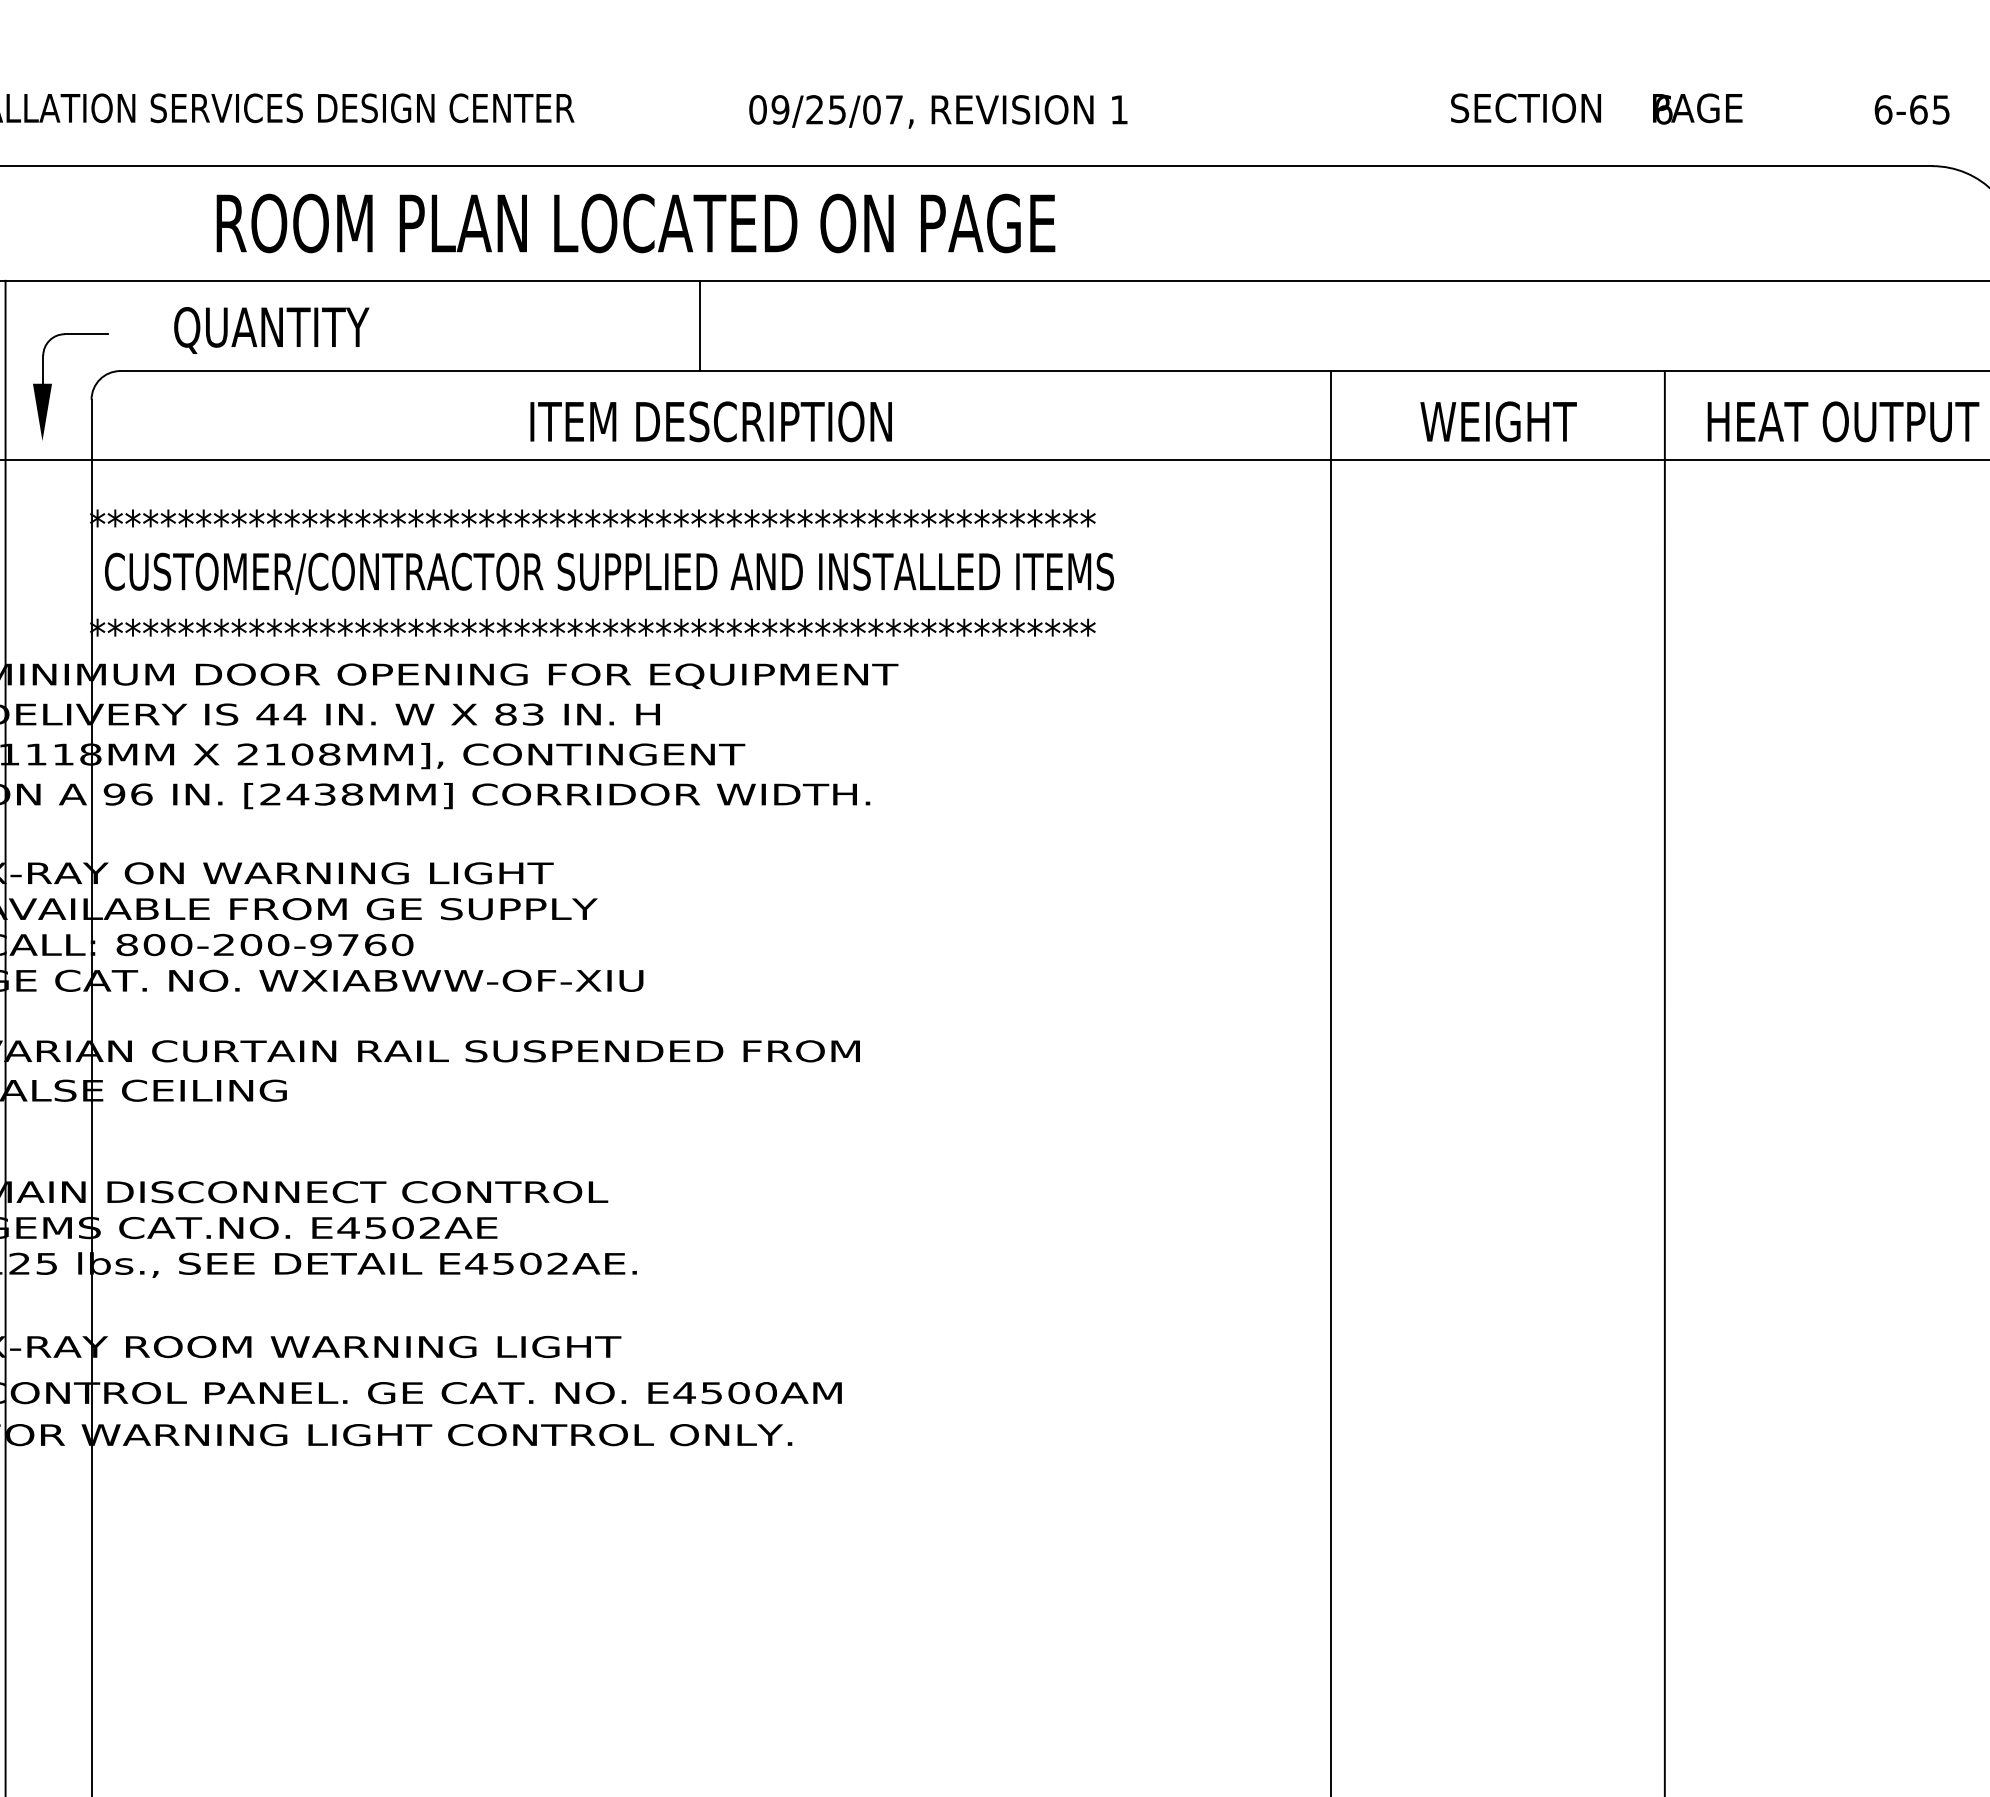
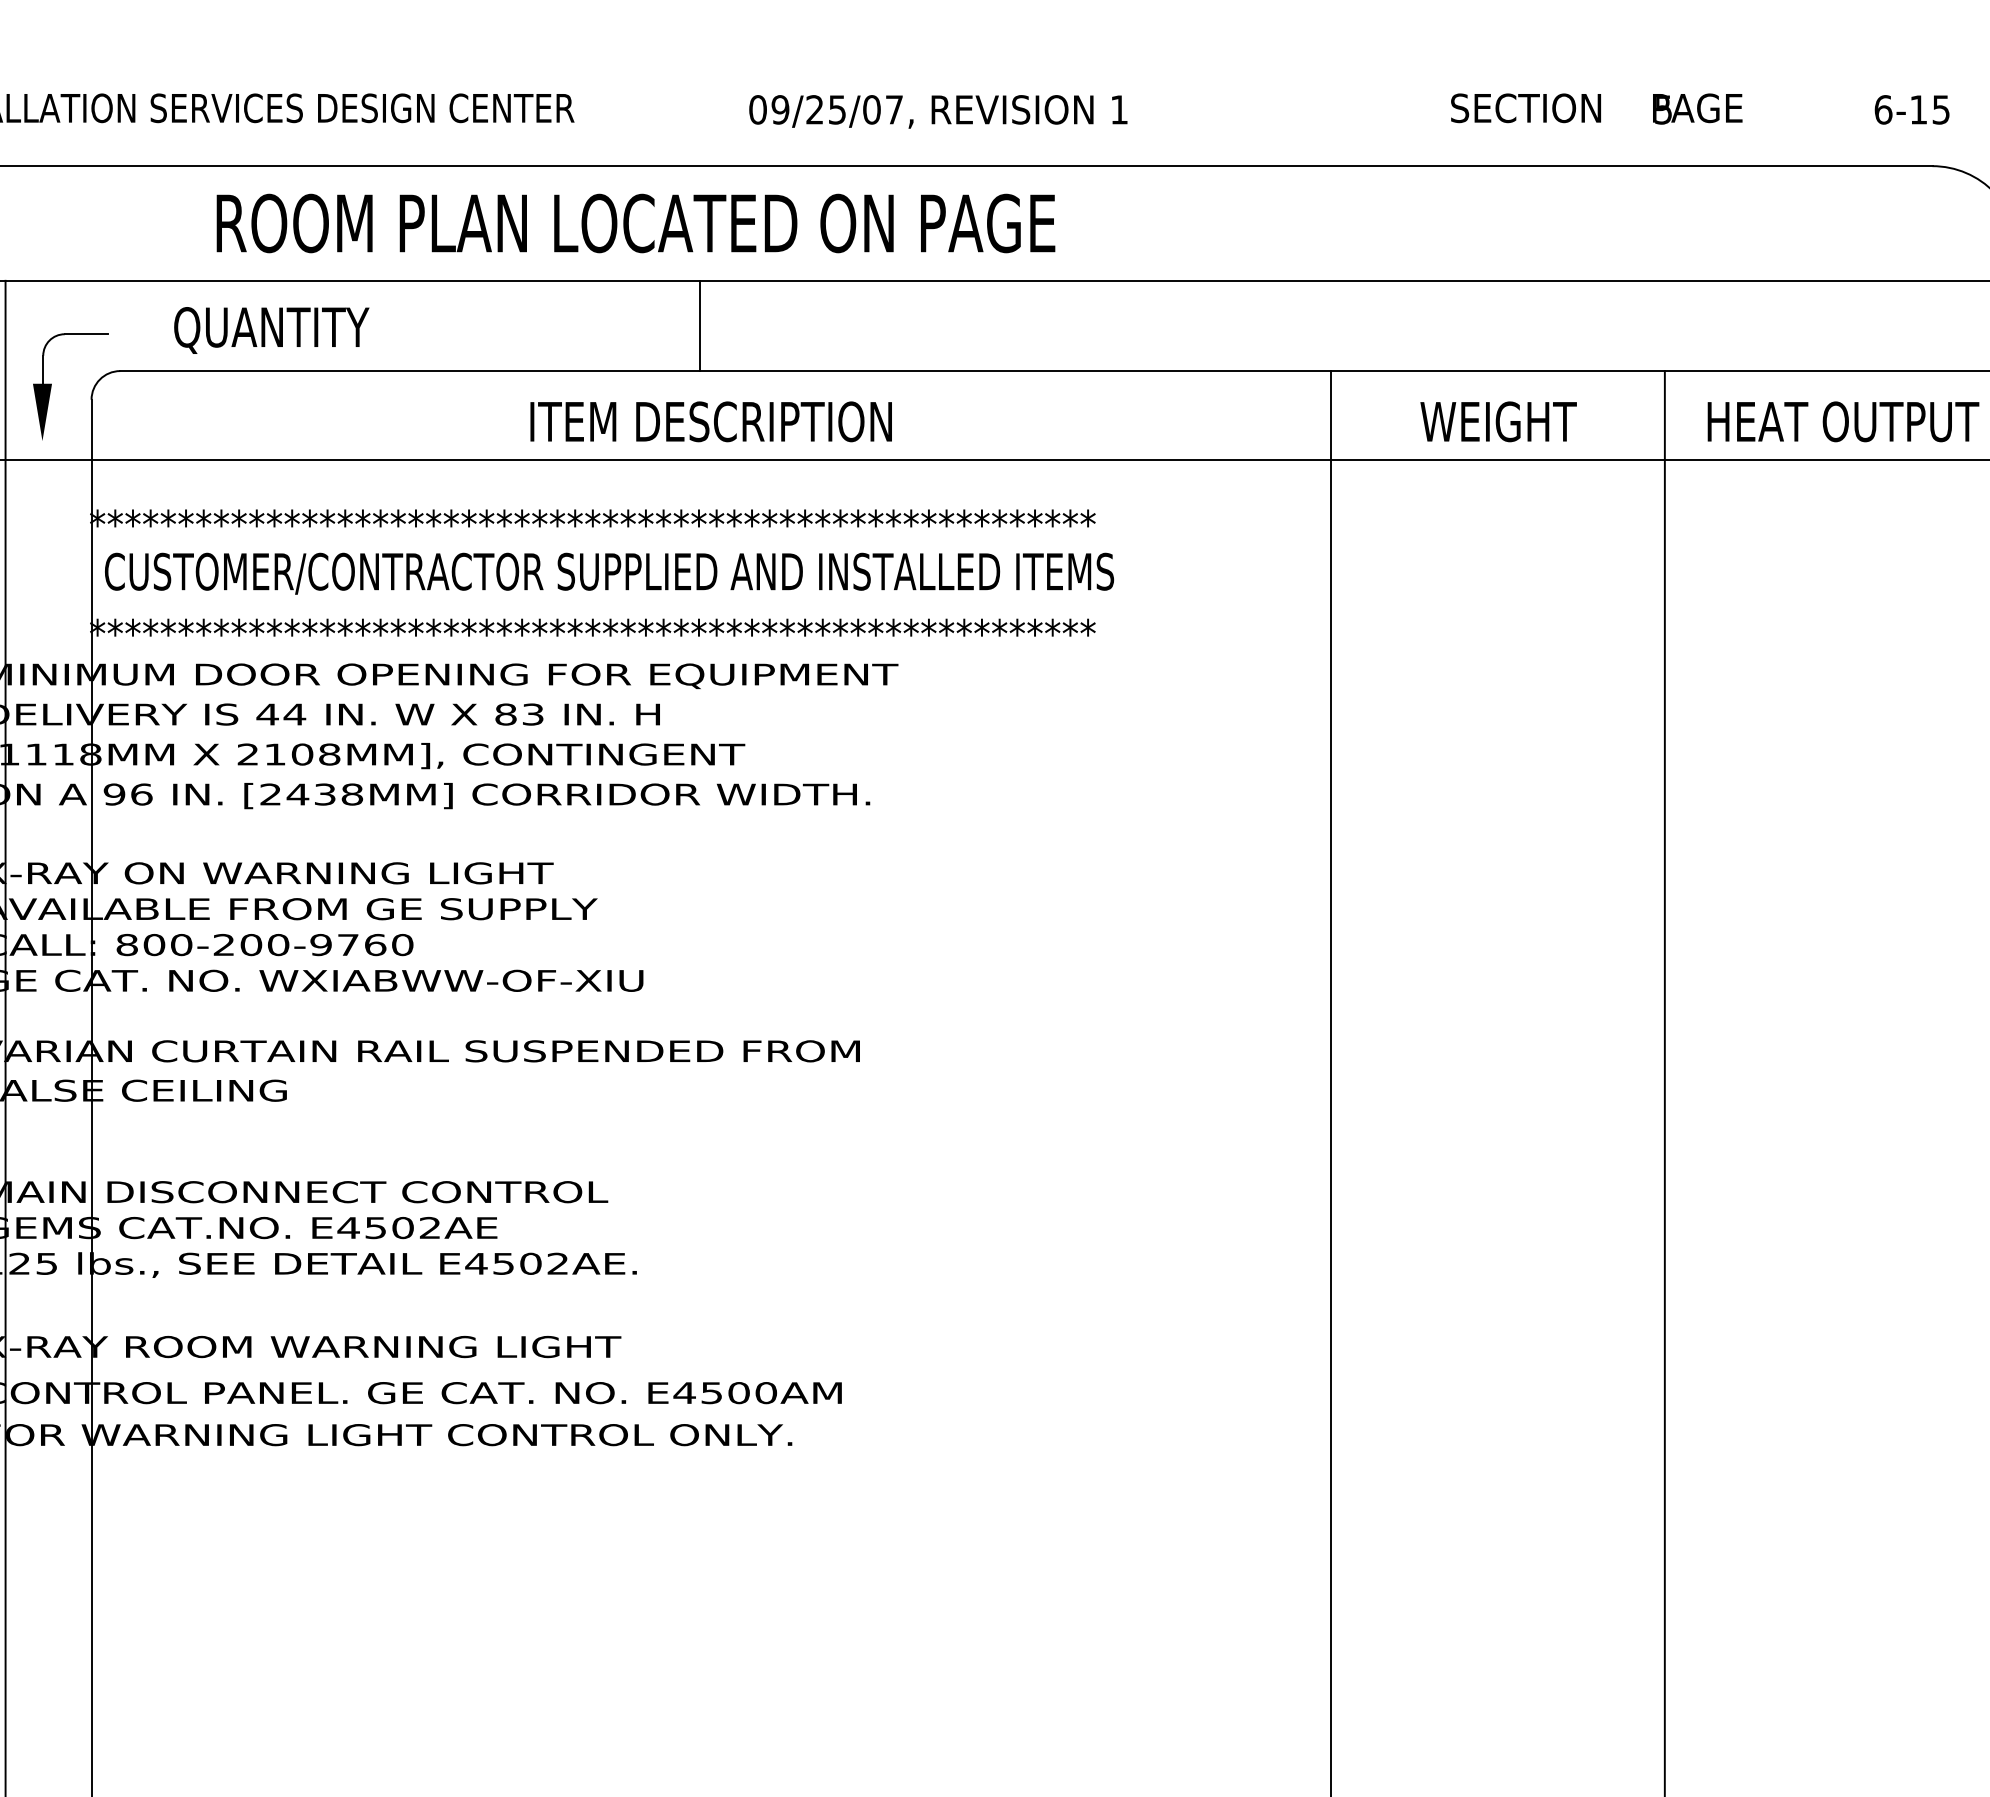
text: 6 -> 5 (1663, 109)
text: 6-65 -> 6-15 (1918, 109)
